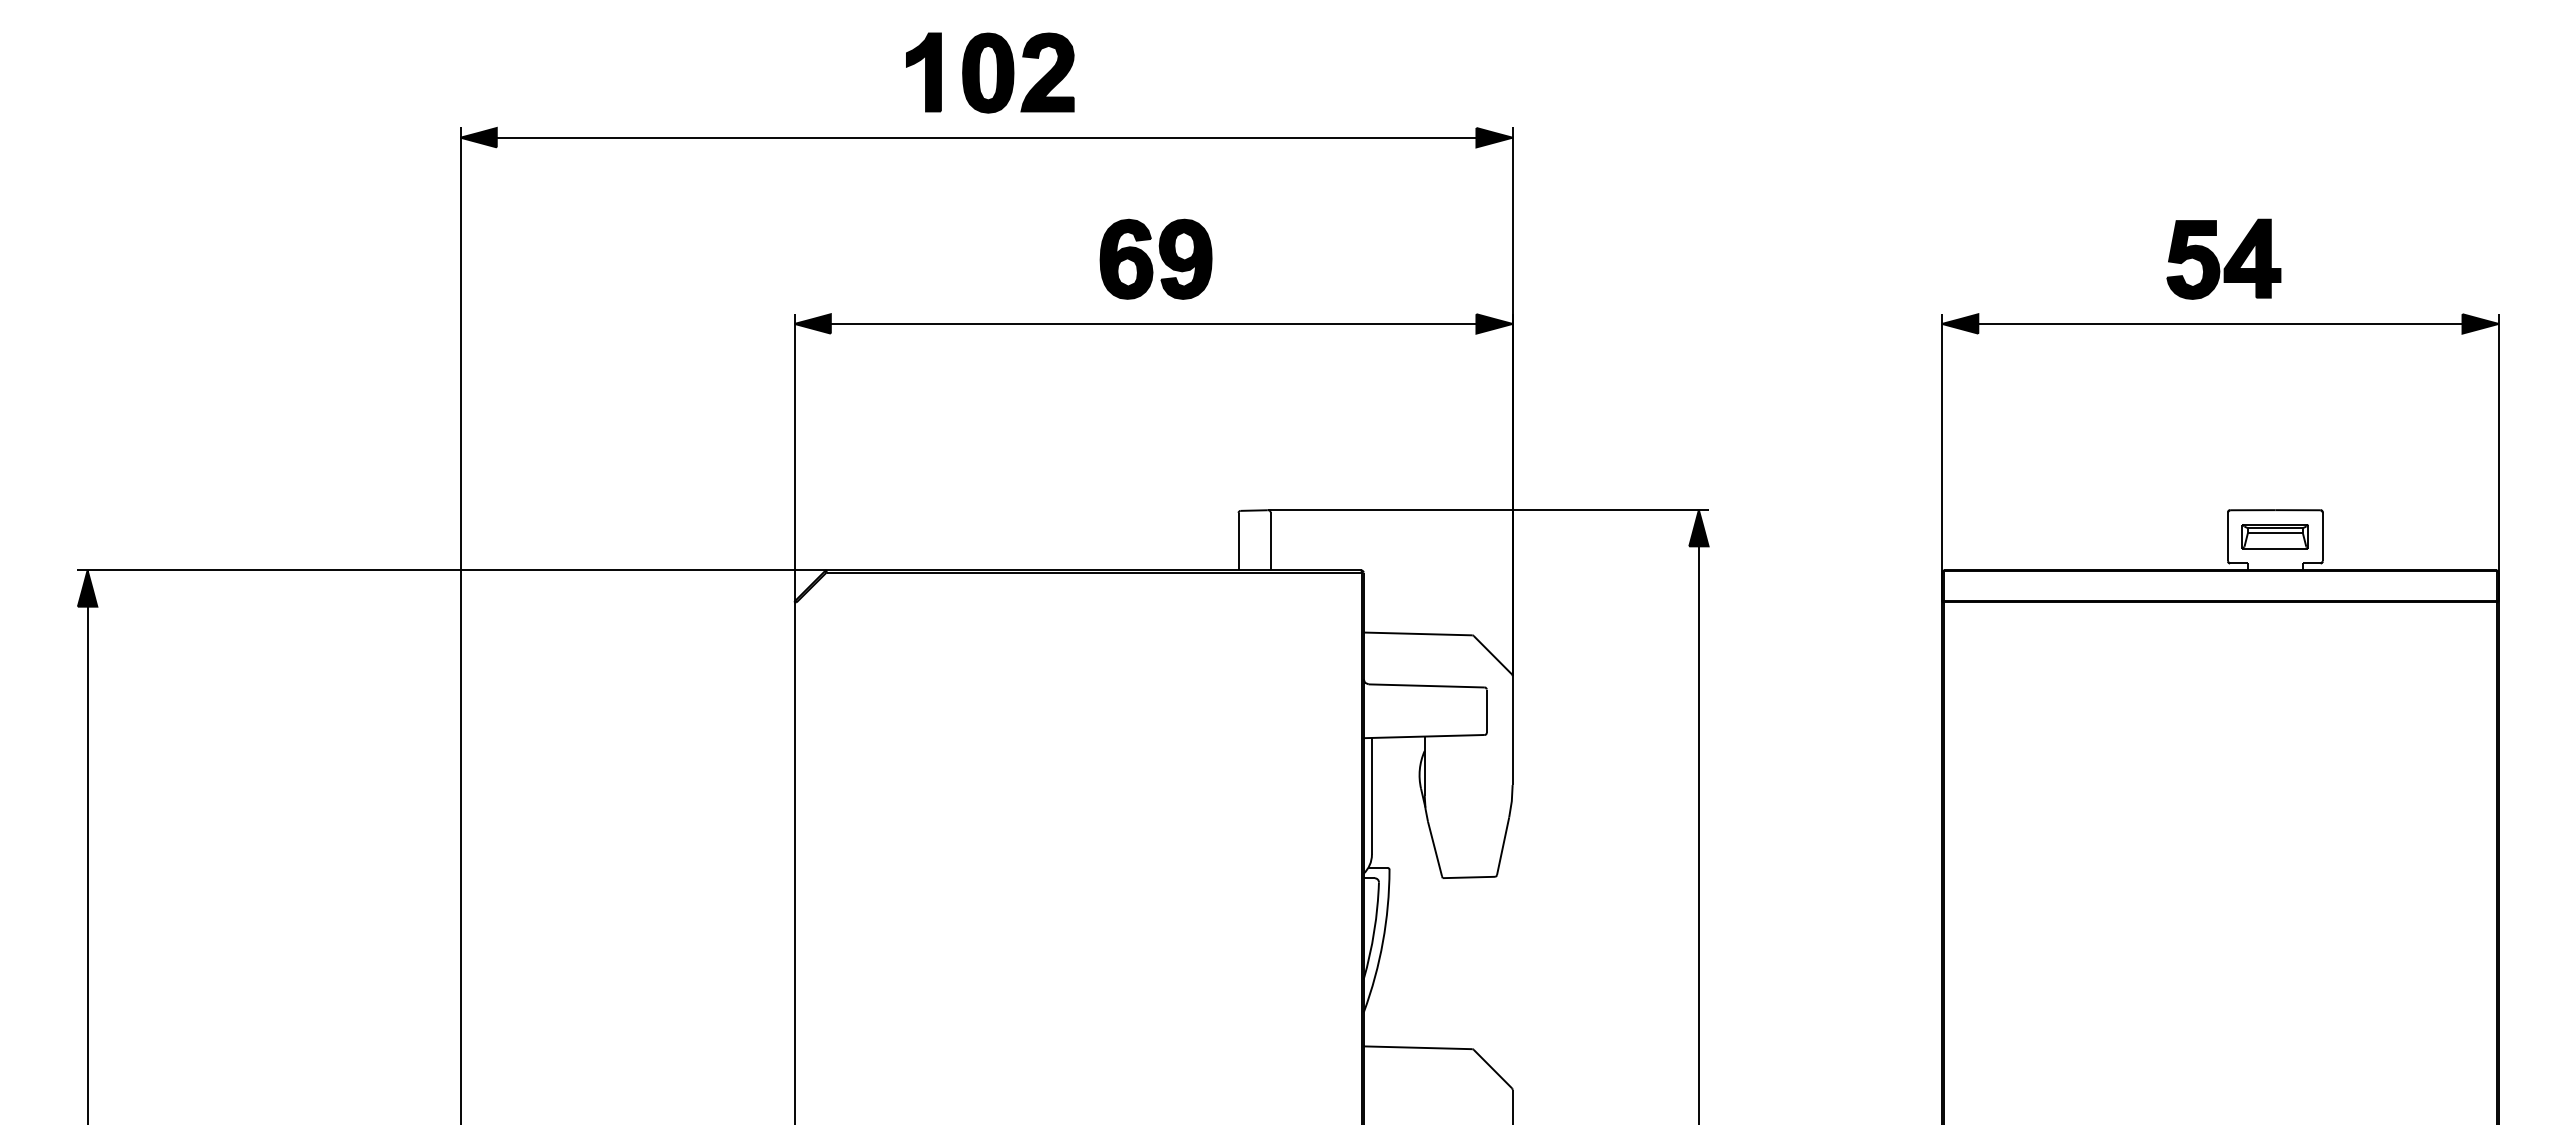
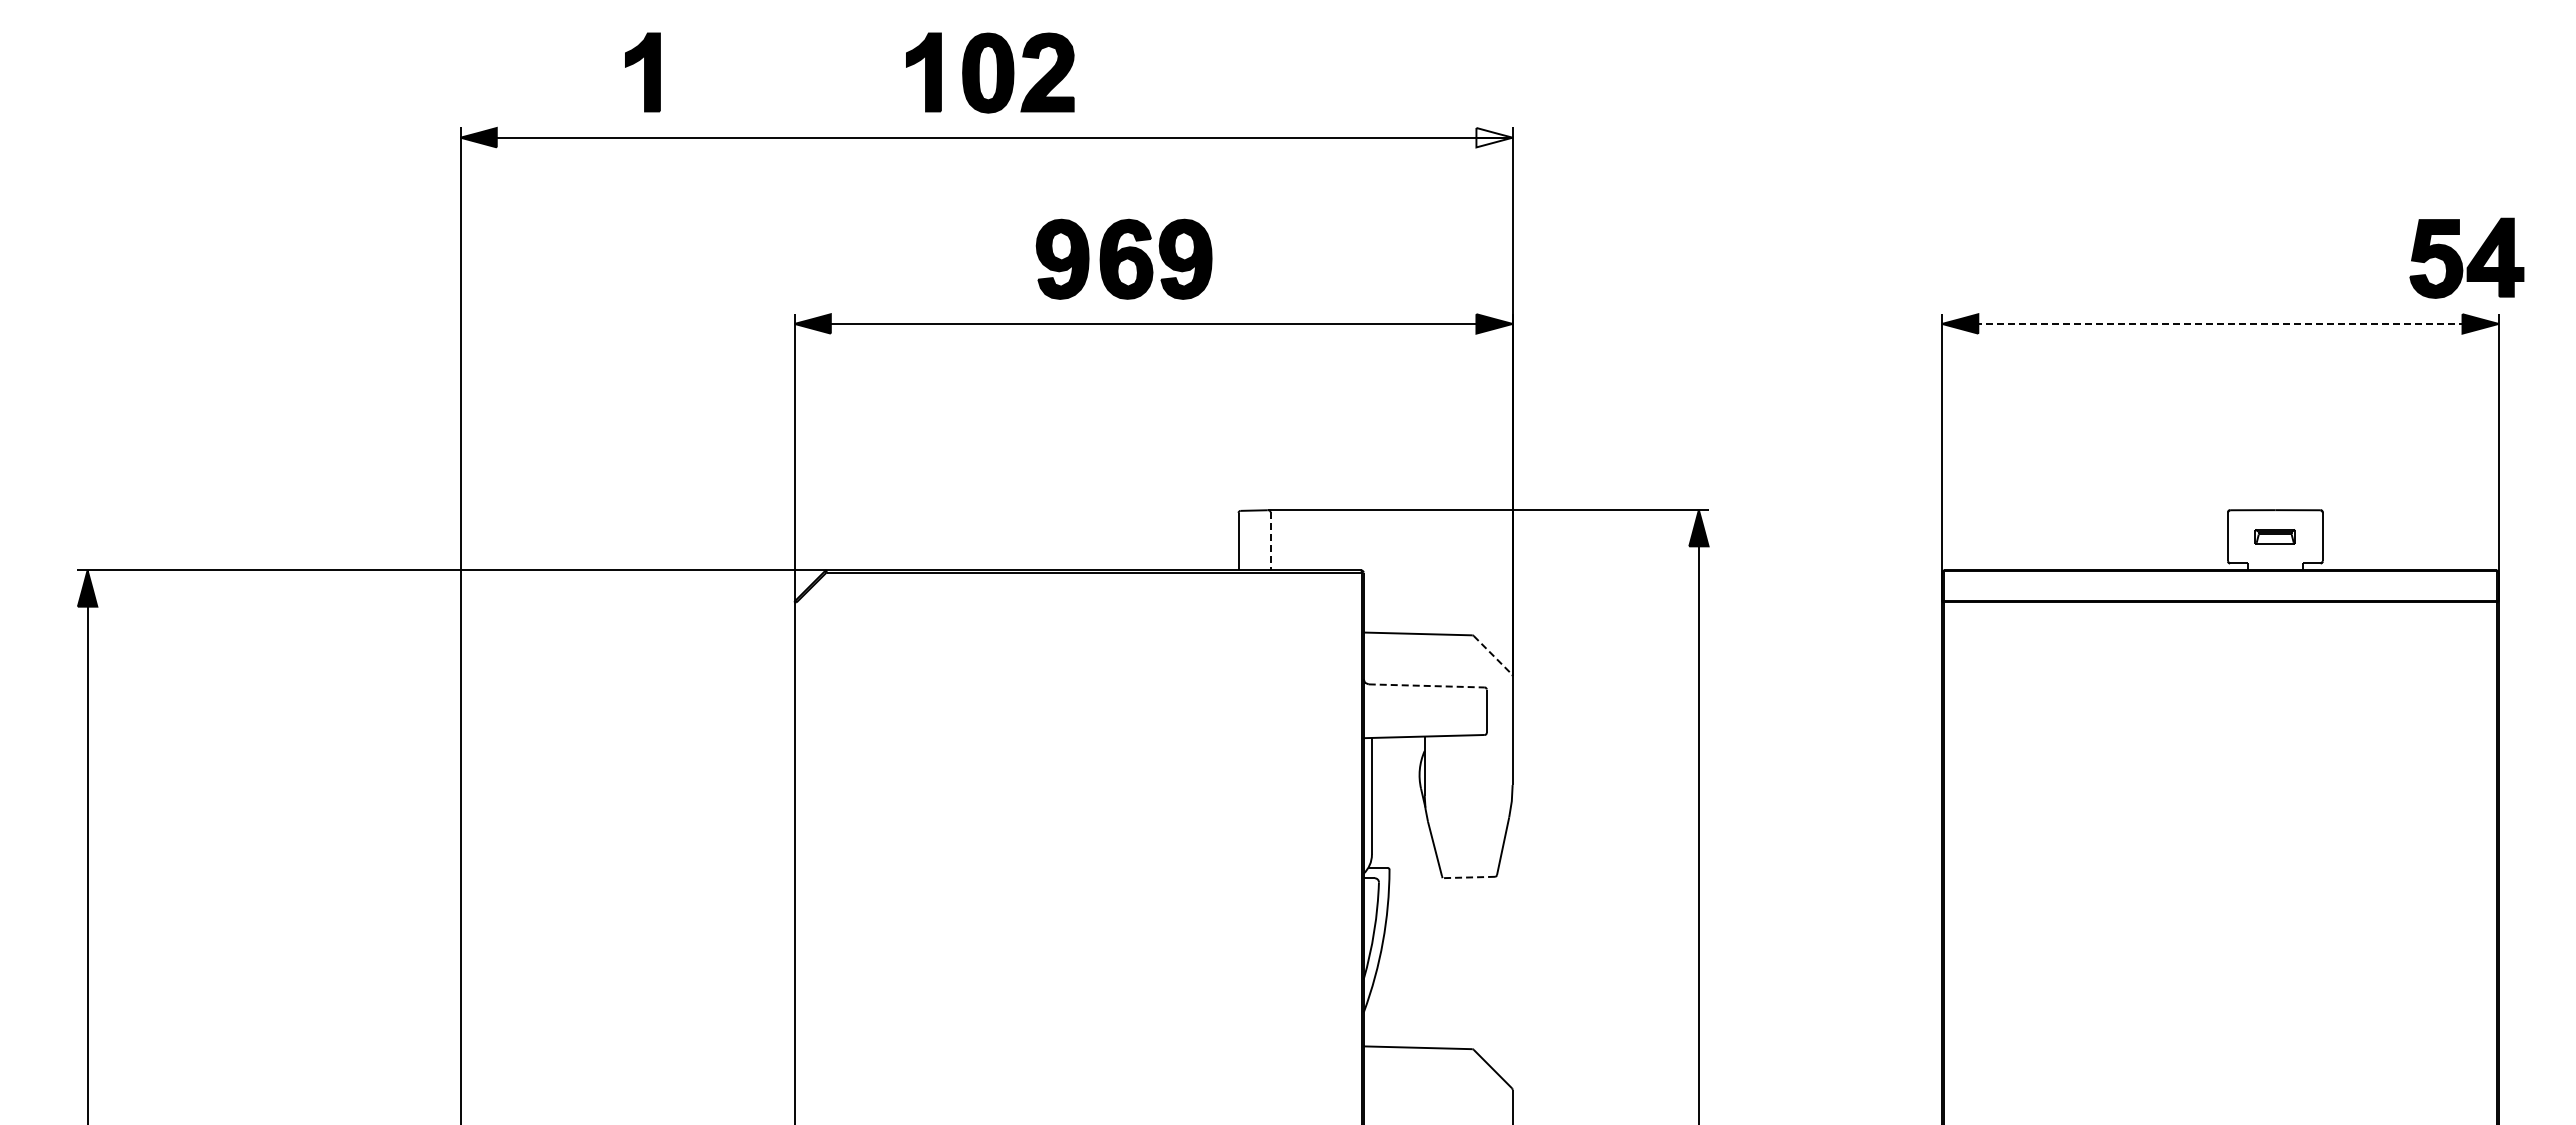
part: none -> present (642, 72)
fill: present -> none (1494, 137)
part: none -> present (1062, 258)
part position: (2223, 258) -> (2466, 257) (2466, 257)
line: solid -> dashed (2219, 323)
part size: 68x26 px -> 42x16 px (2274, 536)
line: solid -> dashed (1270, 541)
line: solid -> dashed (1493, 655)
line: solid -> dashed (1427, 685)
line: solid -> dashed (1468, 877)
